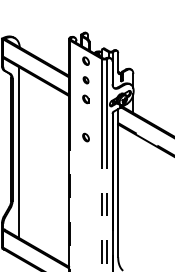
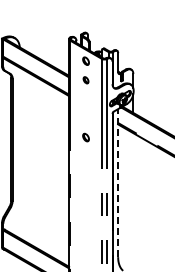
part: present -> none (85, 99)
line: present -> none (18, 151)
line: solid -> dashed (118, 183)
